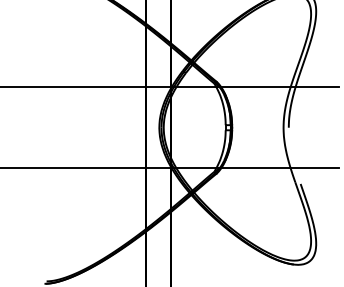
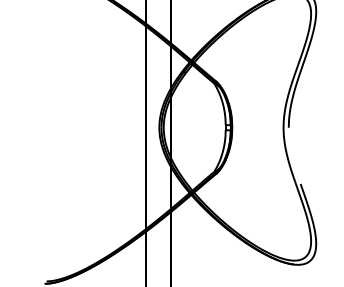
line: present -> none (170, 87)
line: present -> none (170, 168)
